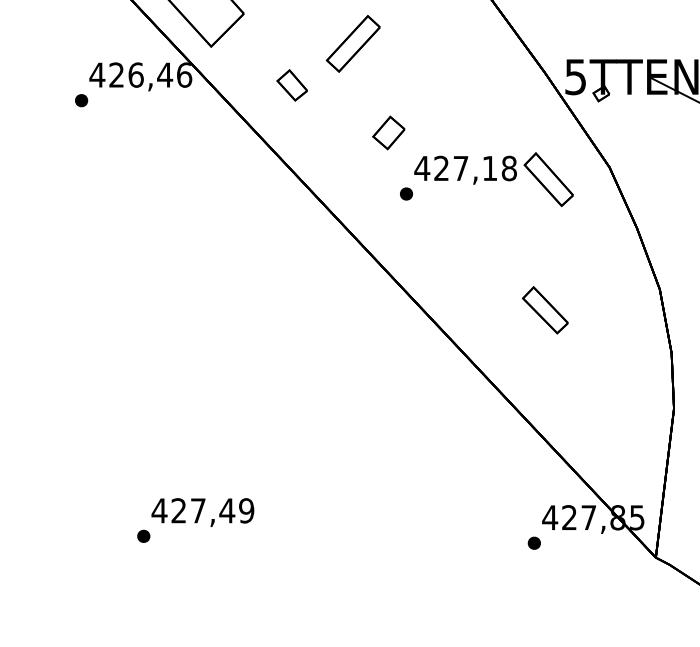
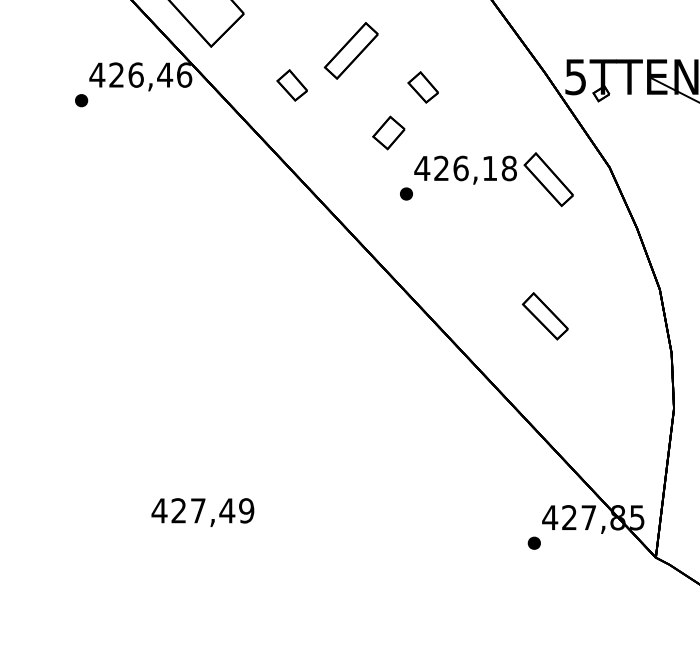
part position: (352, 43) -> (350, 50) (350, 50)
part: none -> present (422, 87)
text: 427,18 -> 426,18 (460, 168)
part position: (544, 310) -> (544, 316) (544, 316)
part: present -> none (143, 535)
